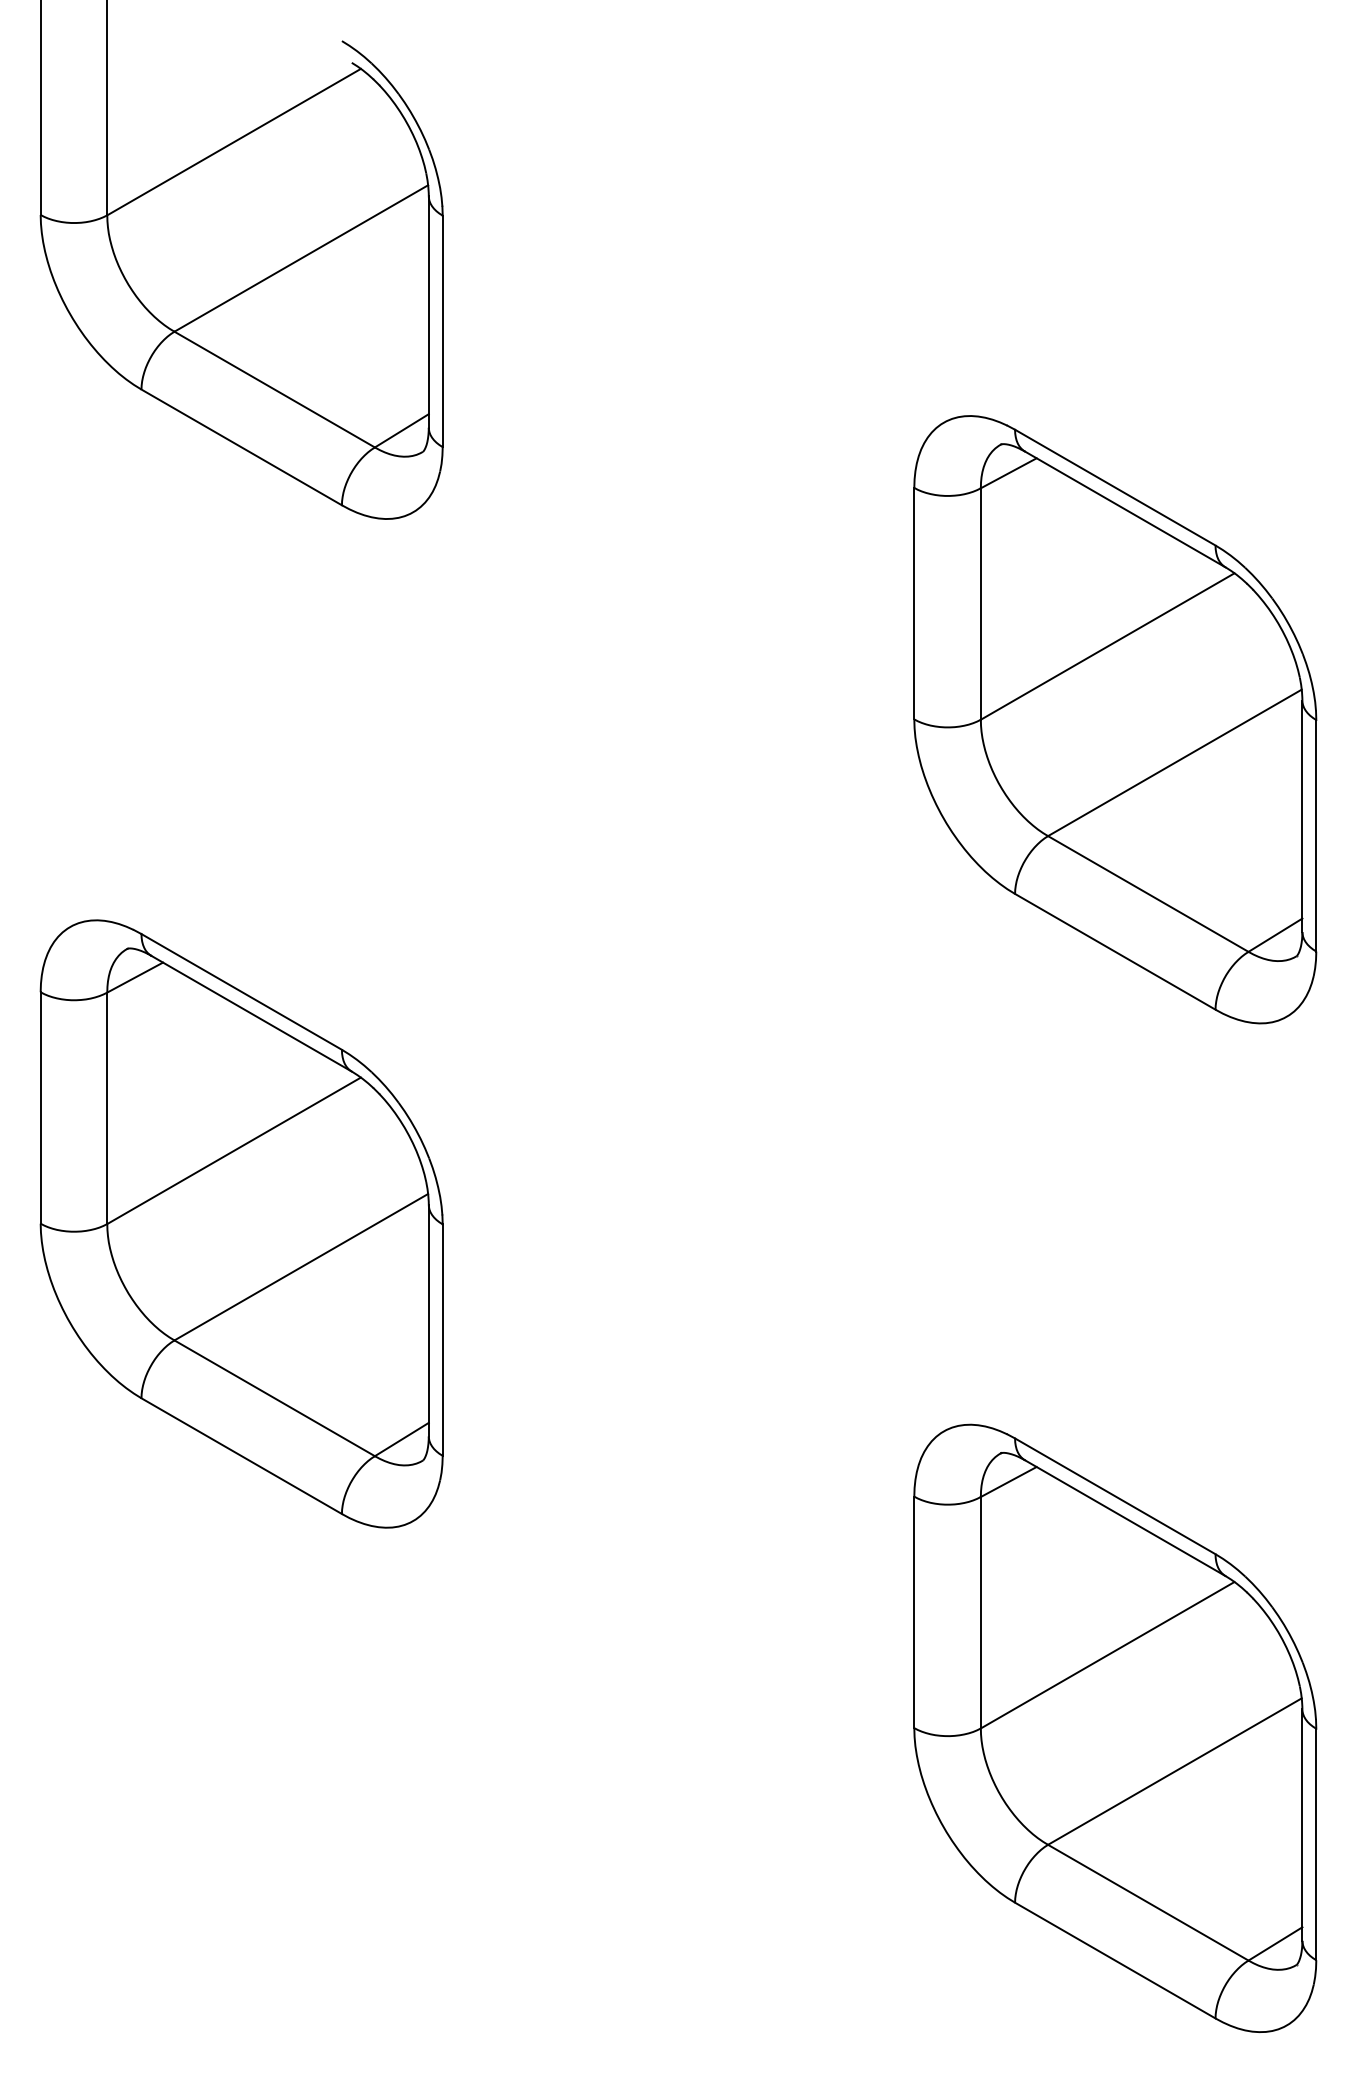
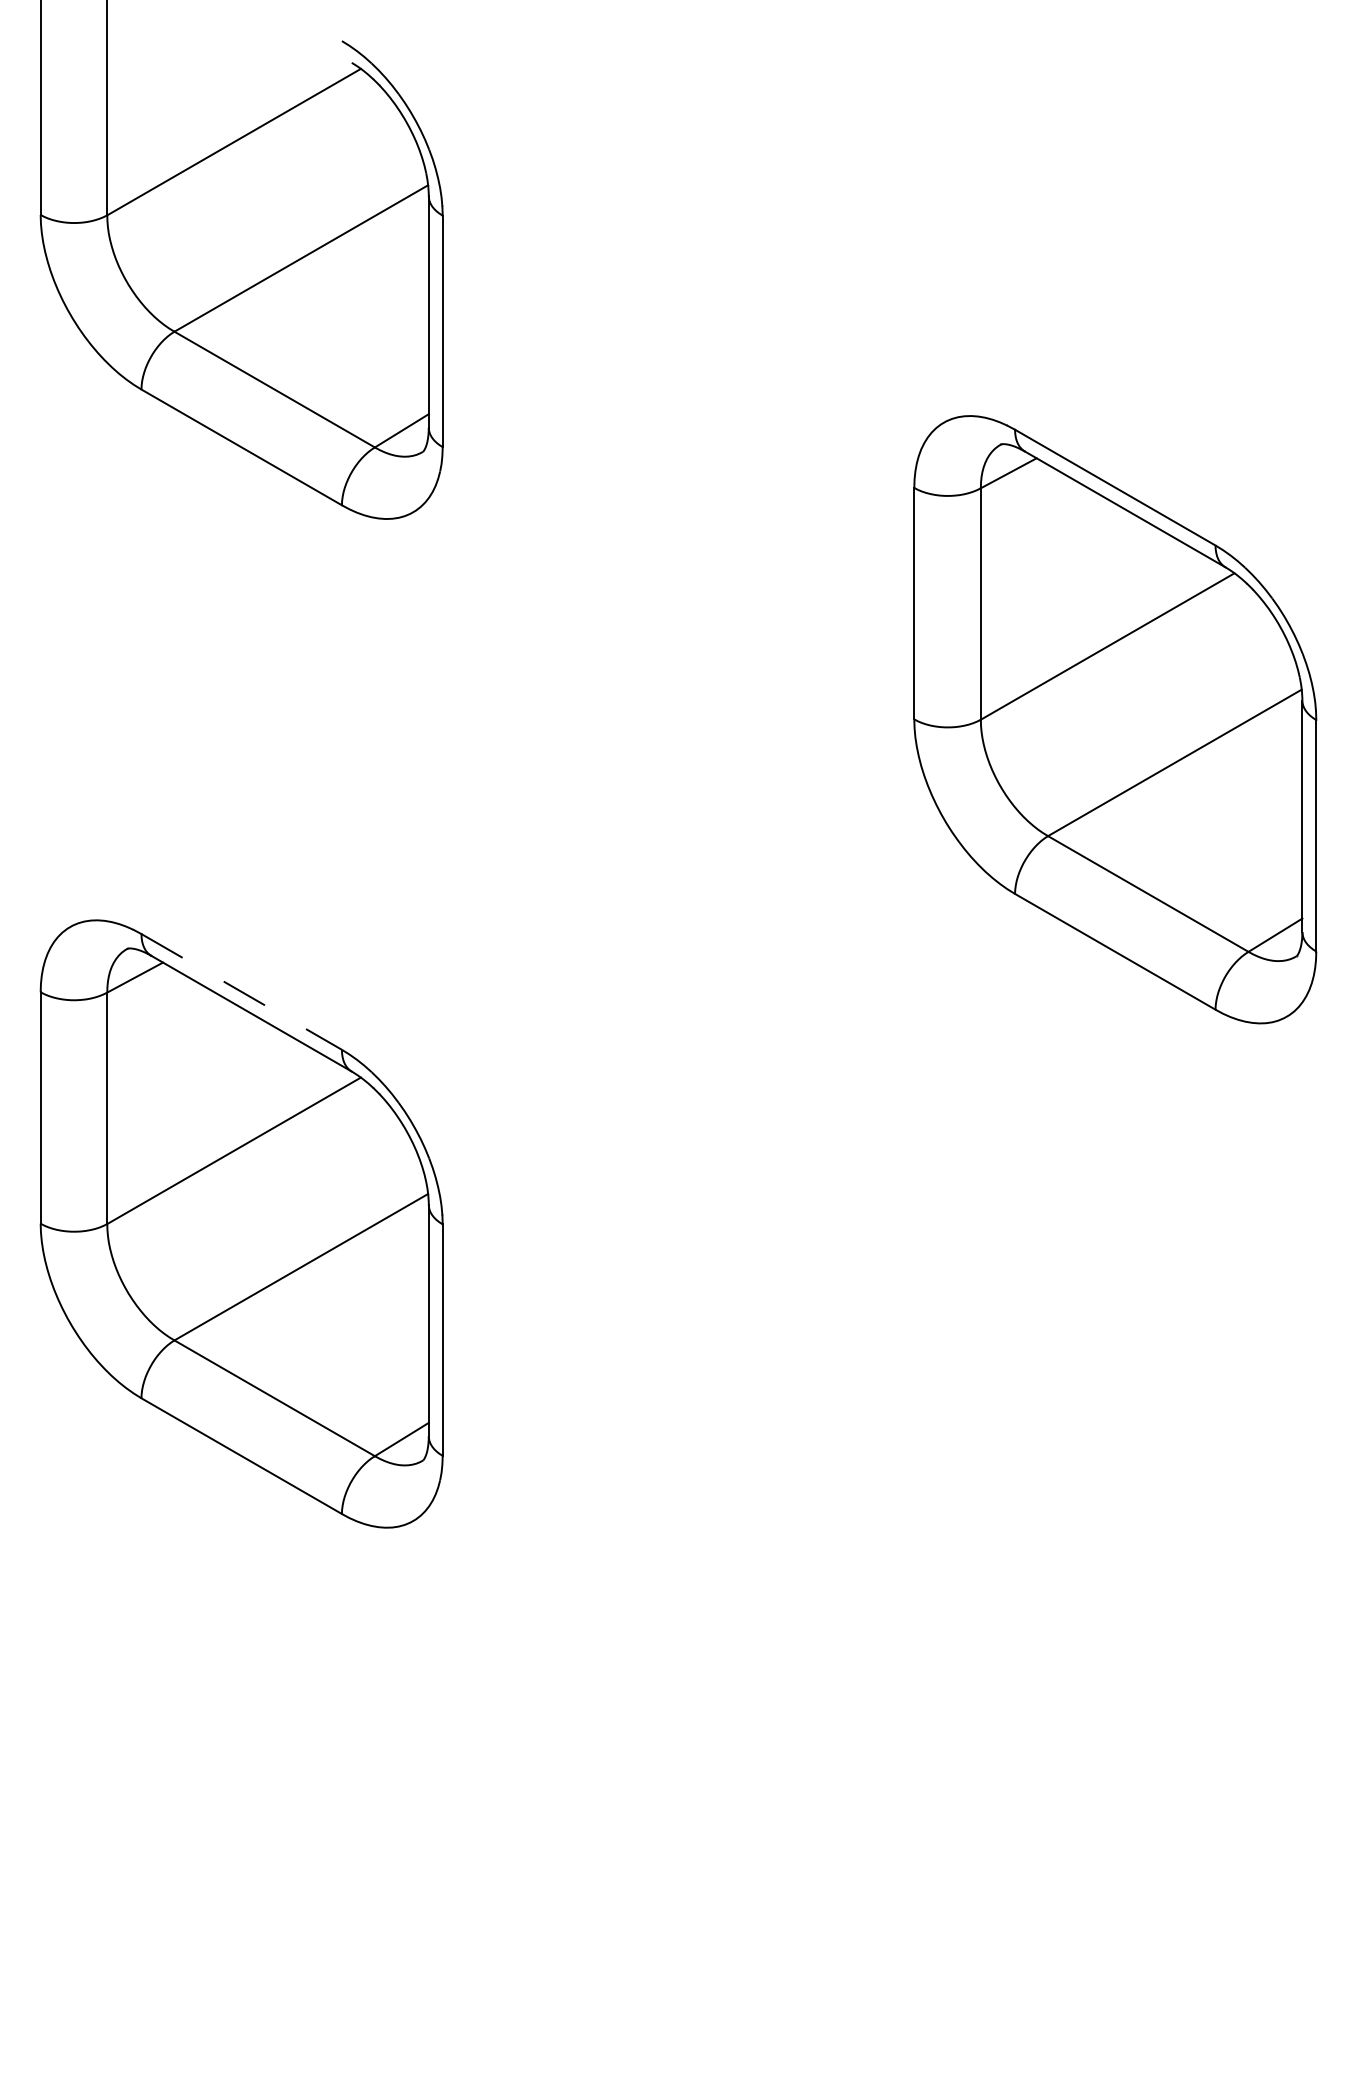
line: solid -> dashed (241, 991)
part: present -> none (1115, 1727)
